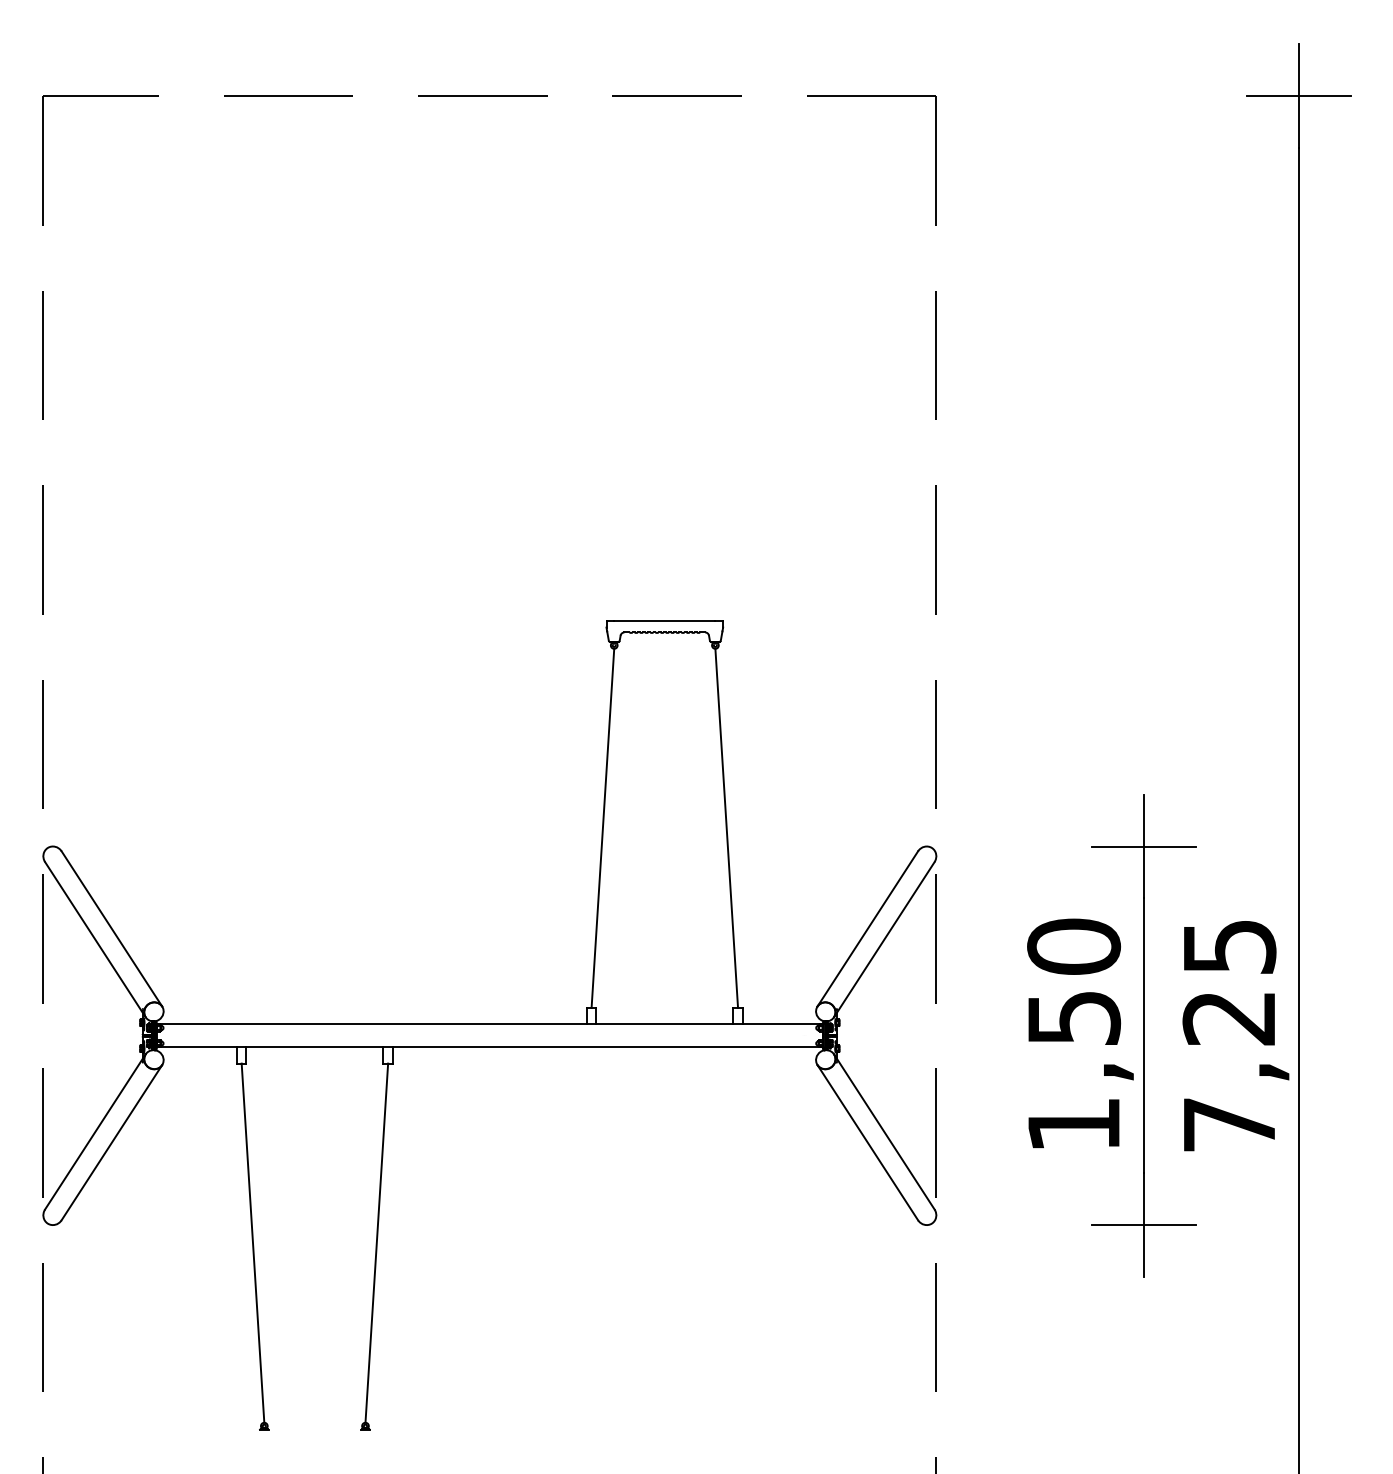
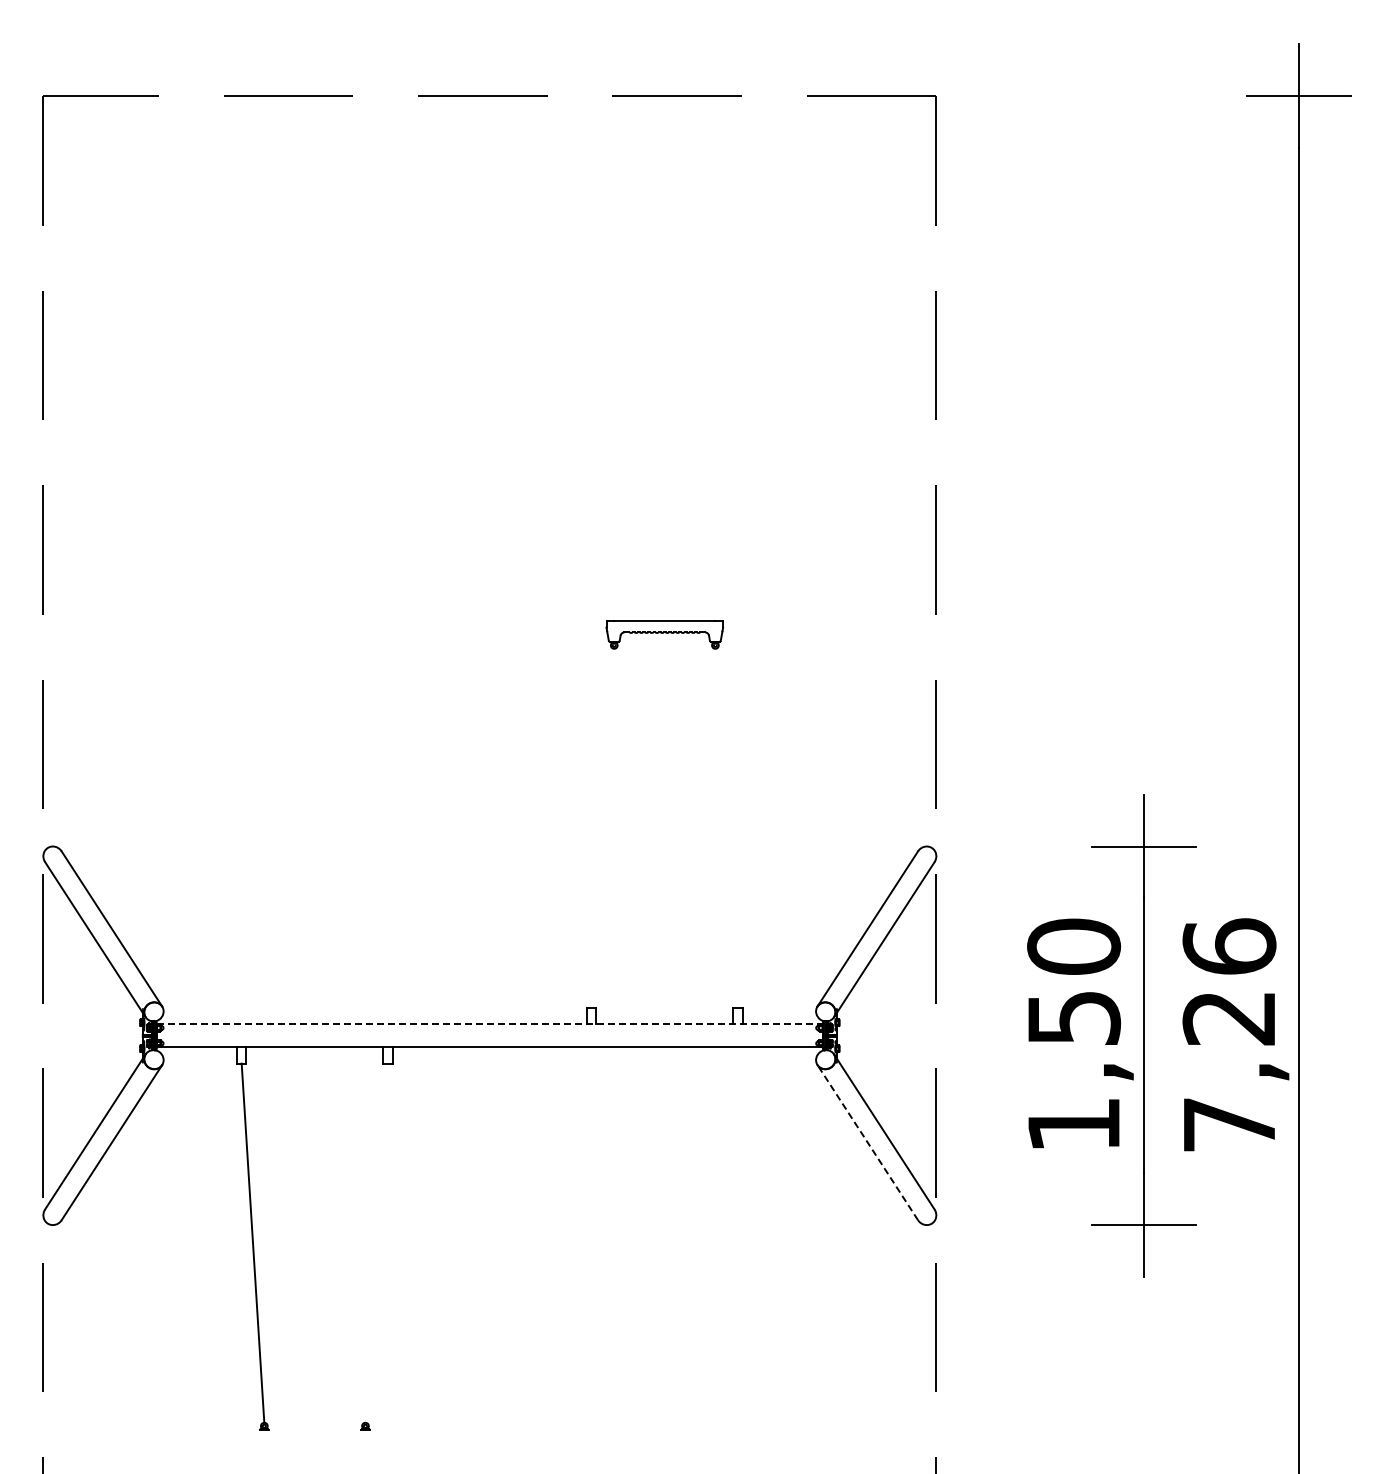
line: present -> none (602, 828)
line: present -> none (726, 828)
text: 7,25 -> 7,26 (1229, 946)
line: solid -> dashed (490, 1024)
line: solid -> dashed (867, 1142)
line: present -> none (376, 1242)
